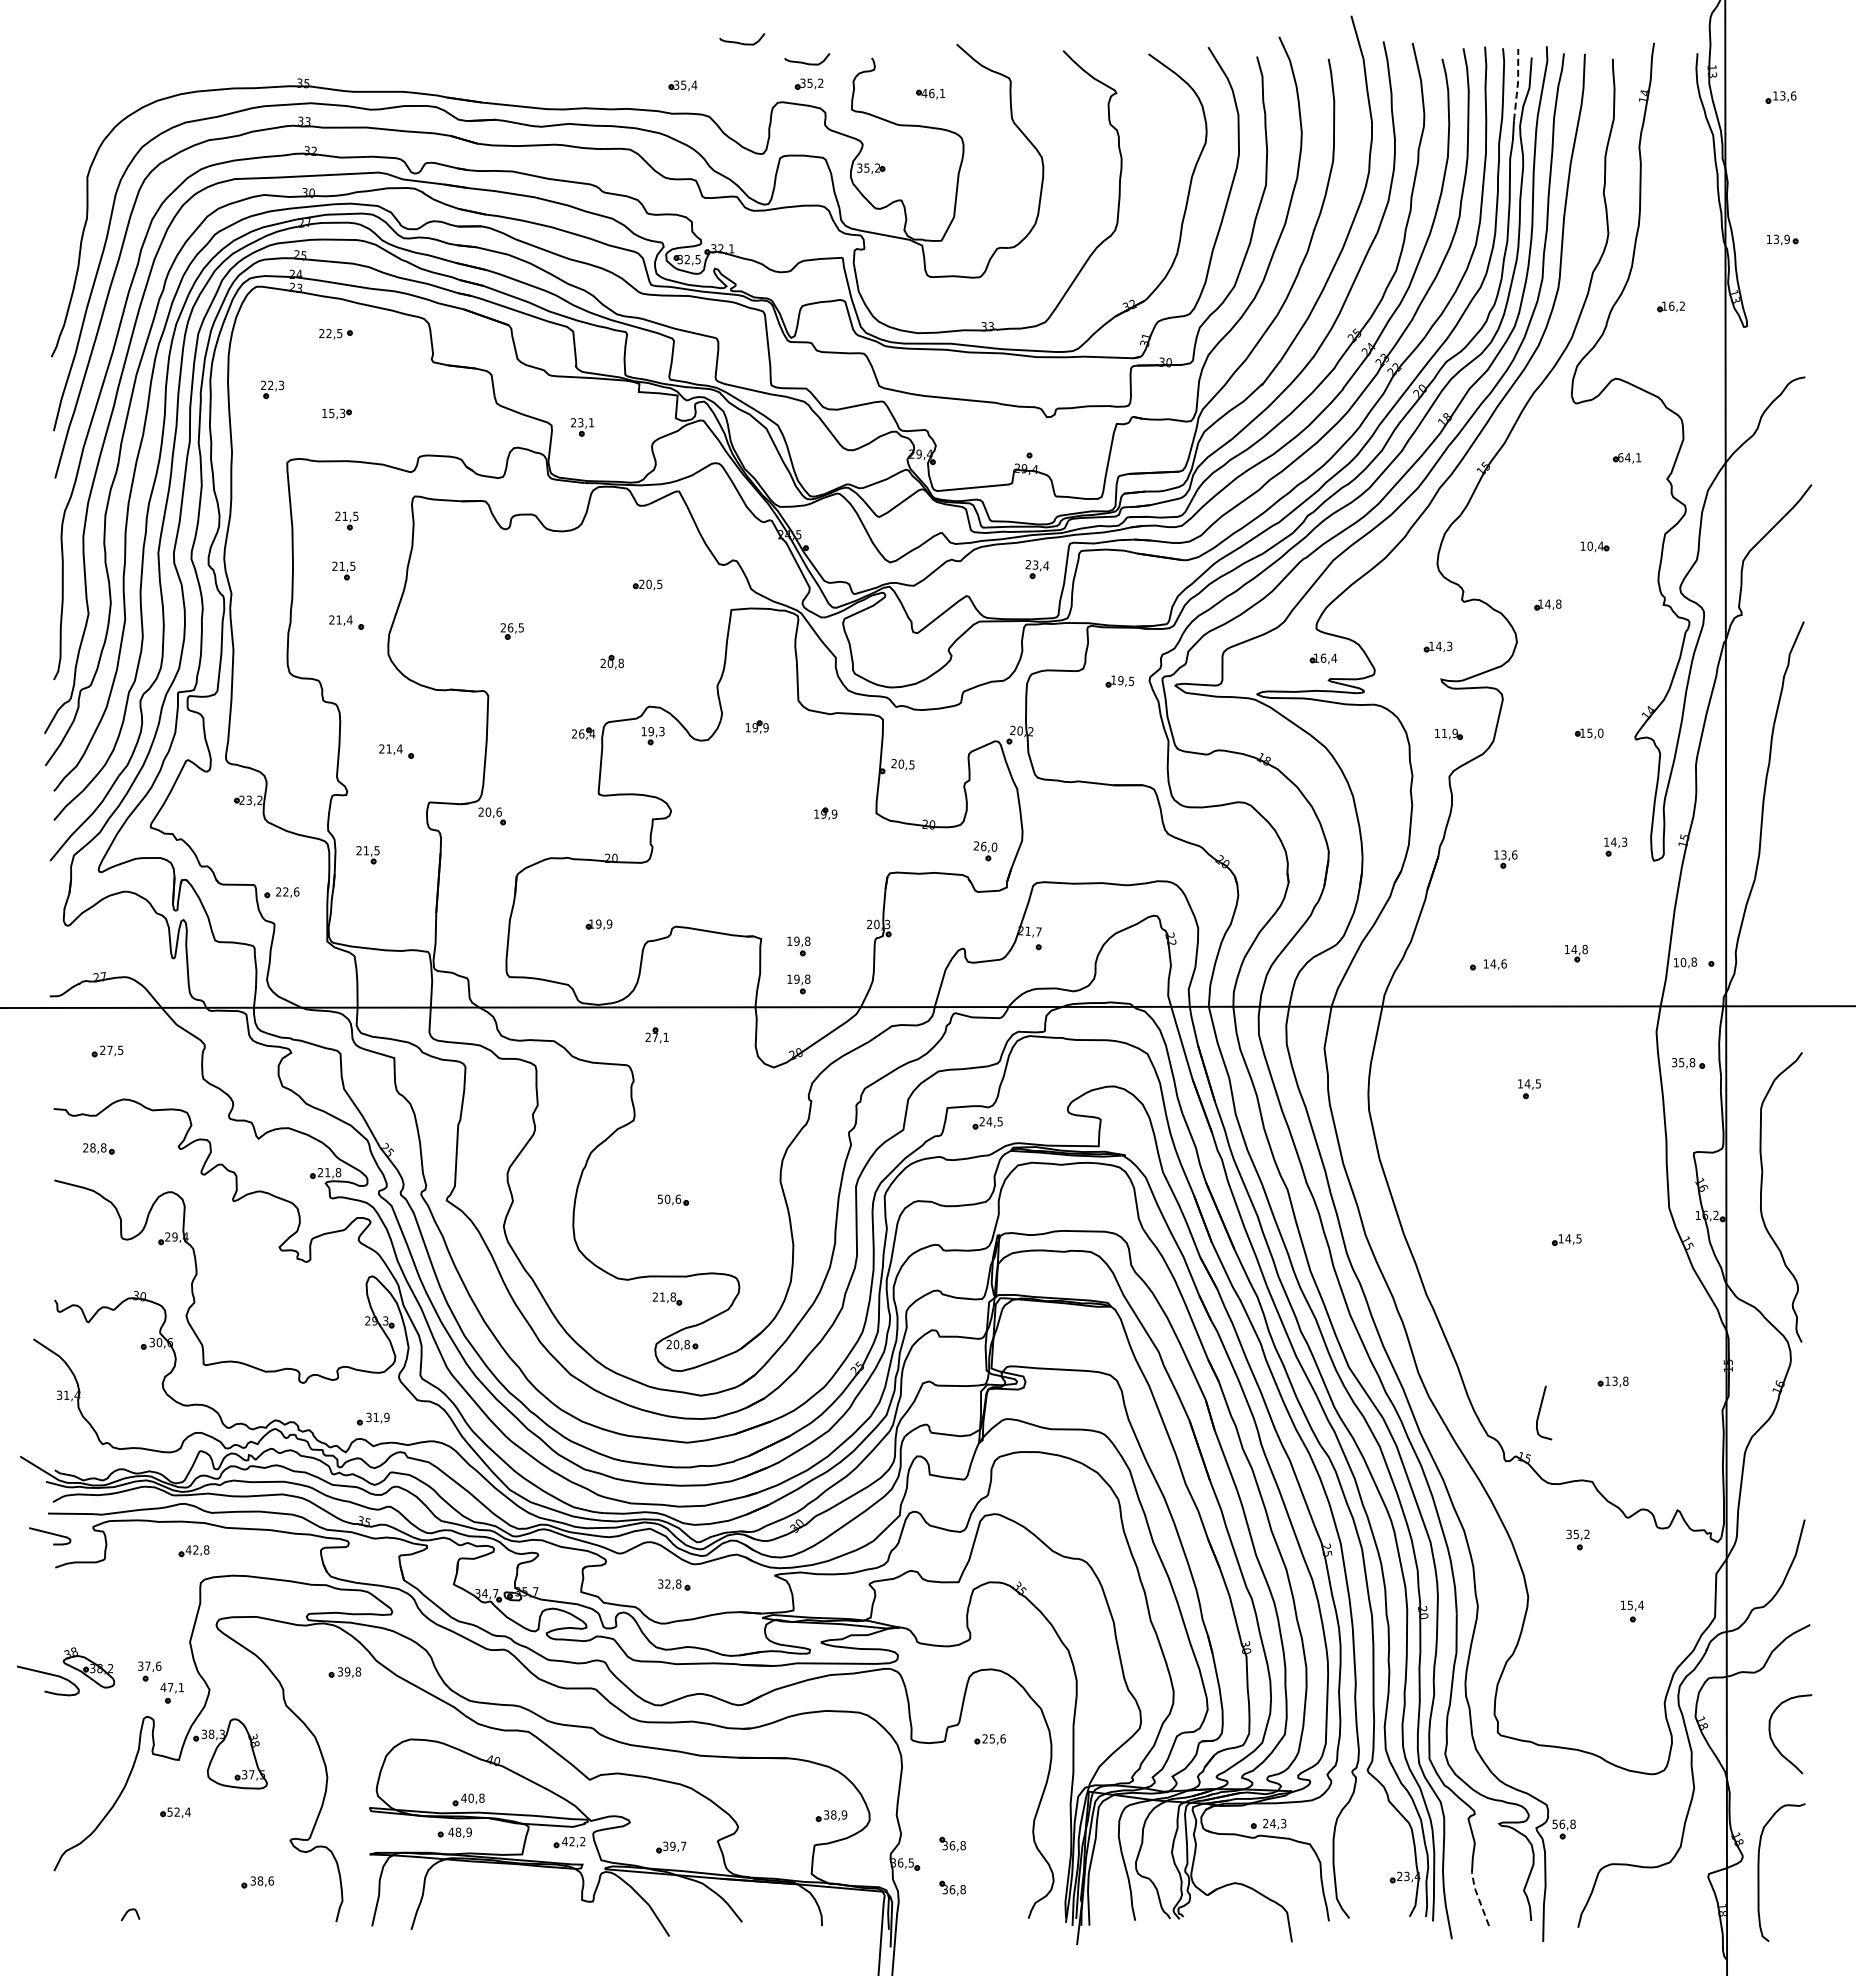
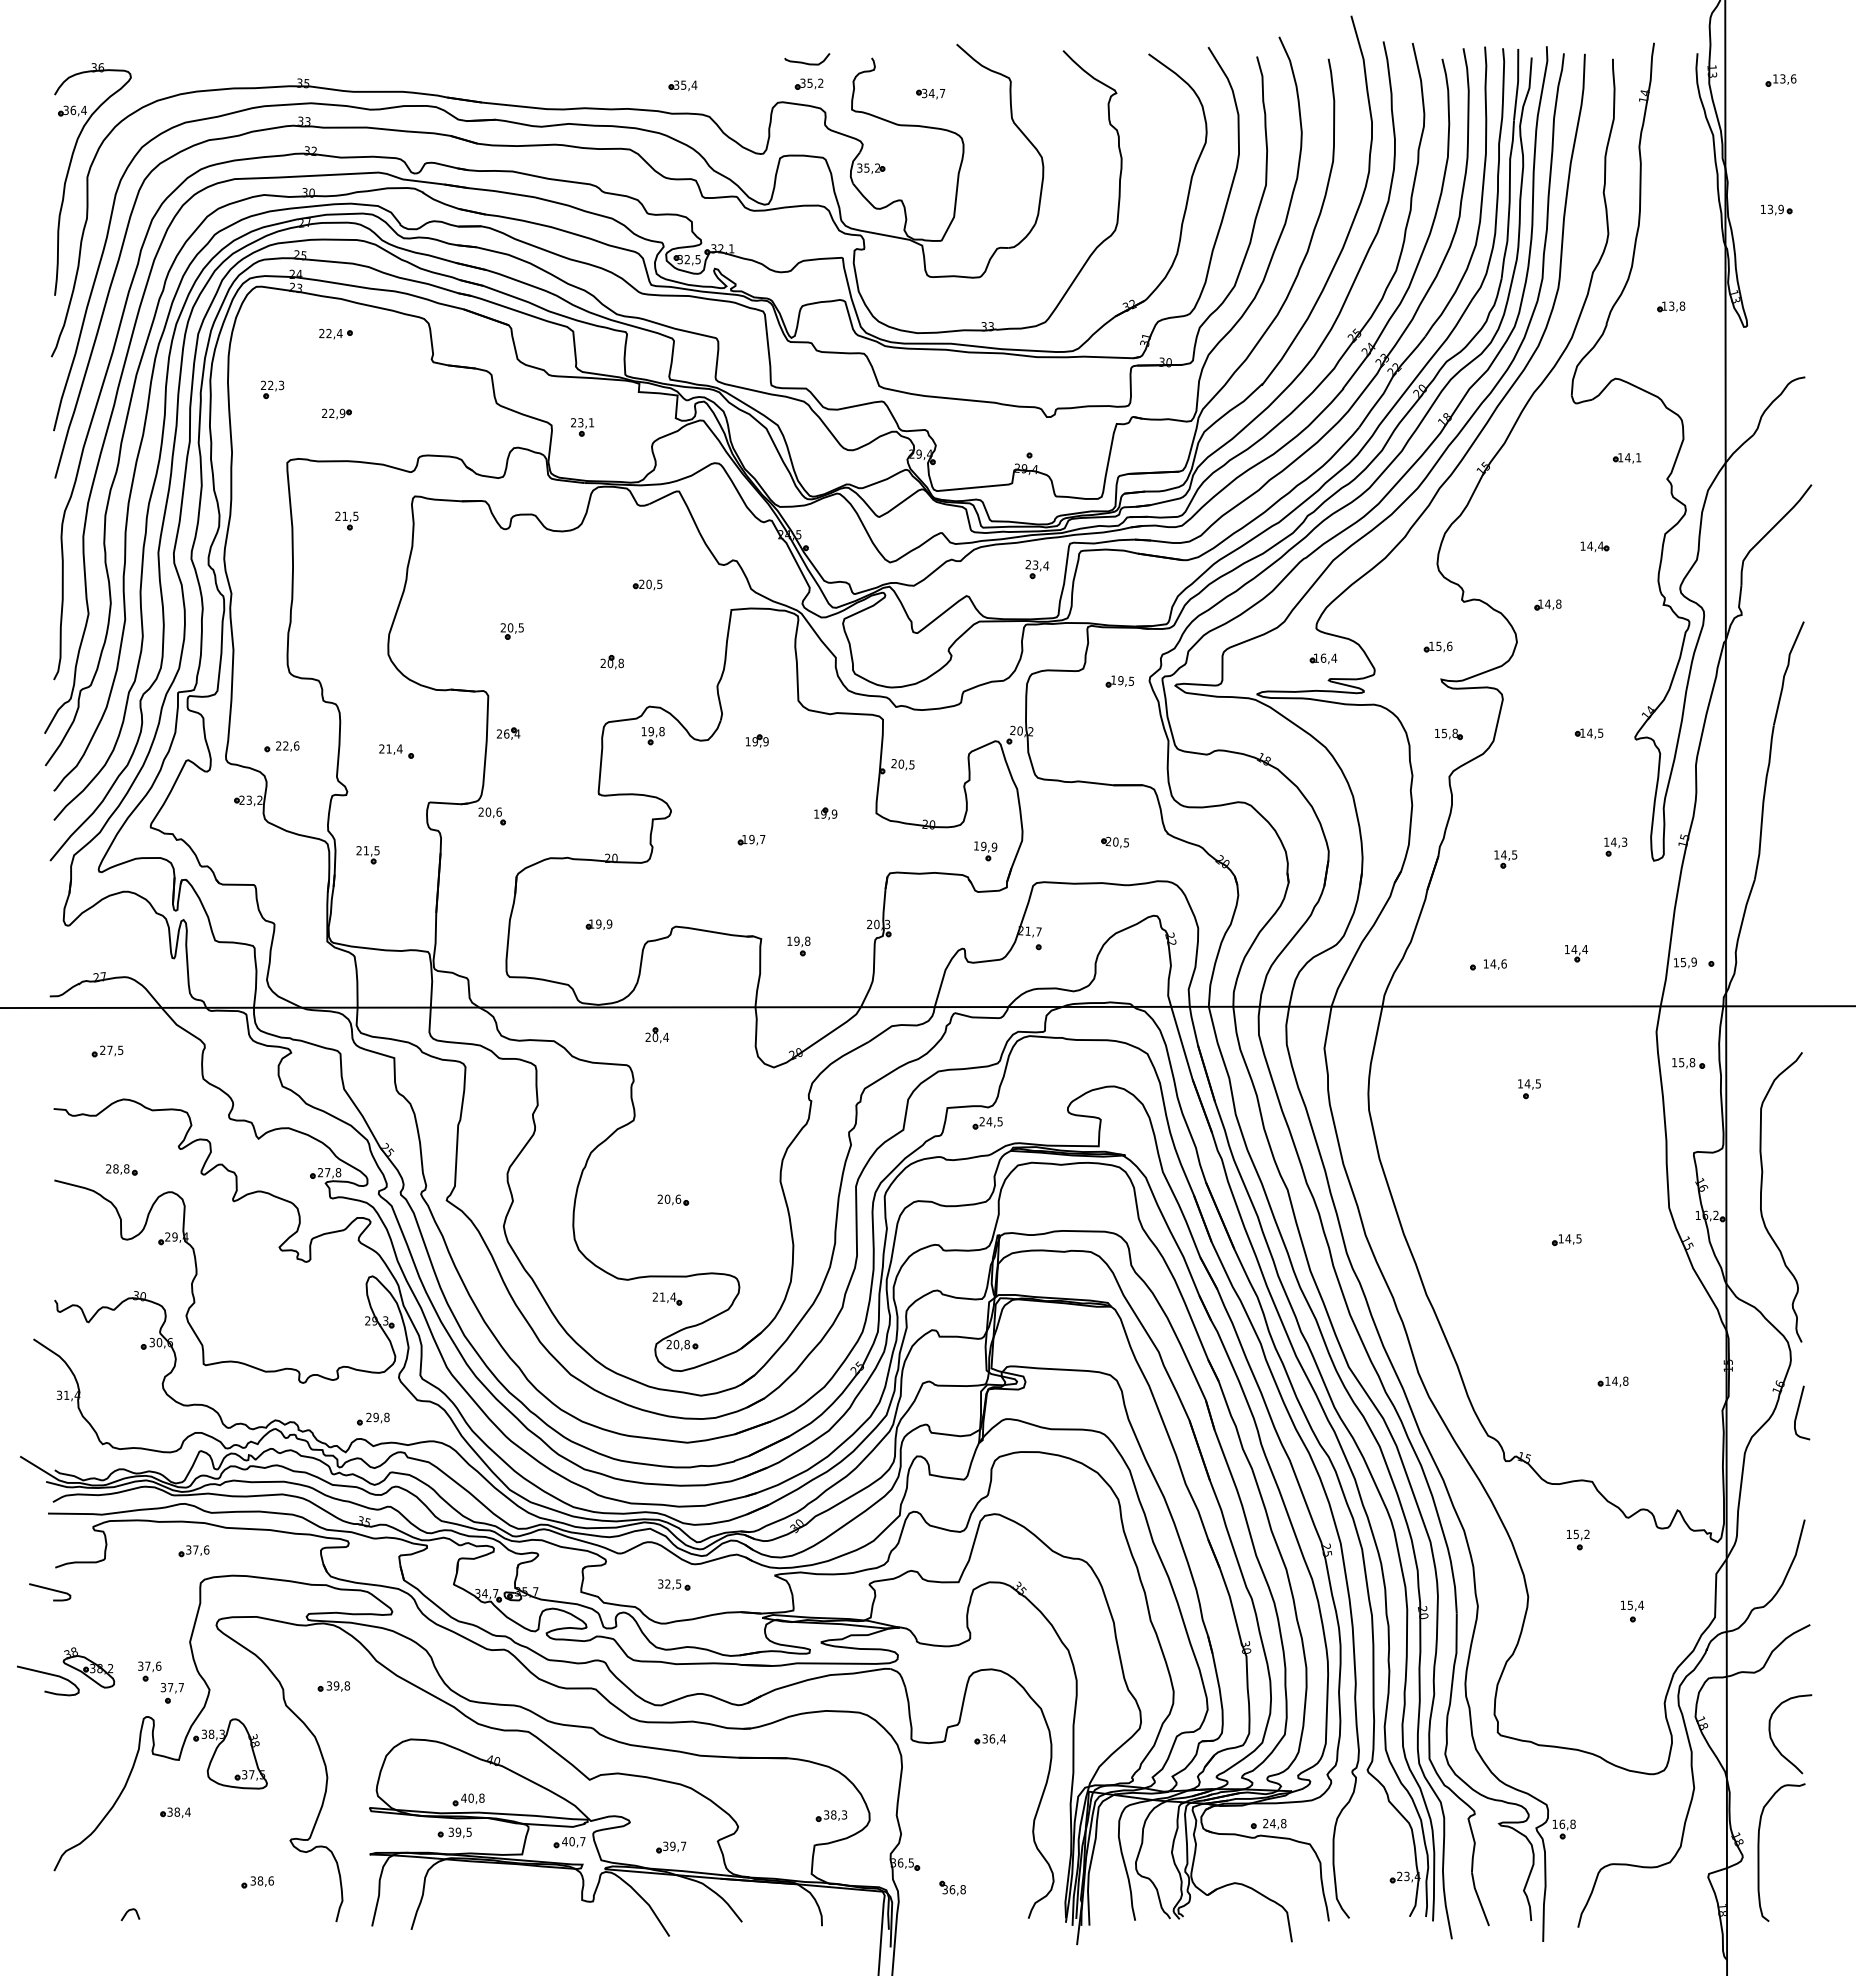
curve: present -> none (741, 42)
line: dashed -> solid (1517, 84)
text: 46,1 -> 34,7 (933, 93)
part position: (1780, 97) -> (1780, 80) (1780, 80)
part: none -> present (69, 171)
part position: (1782, 239) -> (1776, 209) (1776, 209)
text: 16,2 -> 13,8 (1677, 305)
text: 22,5 -> 22,4 (339, 333)
text: 15,3 -> 22,9 (333, 413)
text: 64,1 -> 14,1 (1620, 457)
text: 10,4 -> 14,4 (1590, 545)
part: present -> none (343, 570)
part: present -> none (346, 622)
text: 26,5 -> 20,5 (510, 627)
text: 14,3 -> 15,6 (1444, 645)
part position: (756, 726) -> (756, 740) (756, 740)
text: 19,3 -> 19,8 (661, 731)
text: 15,0 -> 14,5 (1595, 732)
part position: (583, 733) -> (508, 733) (508, 733)
text: 11,9 -> 15,8 (1449, 733)
part: none -> present (751, 840)
part: none -> present (1114, 842)
text: 26,0 -> 19,9 (984, 846)
text: 13,6 -> 14,5 (1509, 854)
part position: (281, 892) -> (281, 746) (281, 746)
text: 14,8 -> 14,4 (1585, 949)
text: 10,8 -> 15,9 (1688, 962)
part: present -> none (798, 984)
text: 27,1 -> 20,4 (660, 1036)
text: 35,8 -> 15,8 (1674, 1062)
part position: (98, 1148) -> (121, 1169) (121, 1169)
text: 21,8 -> 27,8 (327, 1172)
text: 50,6 -> 20,6 (659, 1198)
text: 21,8 -> 21,4 (672, 1296)
text: 13,8 -> 14,8 (1614, 1380)
curve position: (1540, 1412) -> (1798, 1412) (1798, 1412)
text: 31,9 -> 29,8 (377, 1417)
curve position: (50, 1534) -> (50, 1590) (50, 1590)
text: 35,2 -> 15,2 (1568, 1534)
text: 42,8 -> 37,6 (197, 1549)
text: 32,8 -> 32,5 (678, 1583)
part position: (344, 1672) -> (333, 1686) (333, 1686)
text: 47,1 -> 37,7 (171, 1687)
text: 25,6 -> 36,4 (993, 1738)
text: 52,4 -> 38,4 (173, 1811)
text: 38,9 -> 38,3 (844, 1814)
text: 24,3 -> 24,8 (1283, 1823)
text: 56,8 -> 16,8 (1554, 1823)
text: 48,9 -> 39,5 (459, 1831)
text: 42,2 -> 40,7 (577, 1841)
part: present -> none (952, 1843)
curve position: (1759, 1872) -> (1759, 1852) (1759, 1852)
line: dashed -> solid (1478, 1899)
